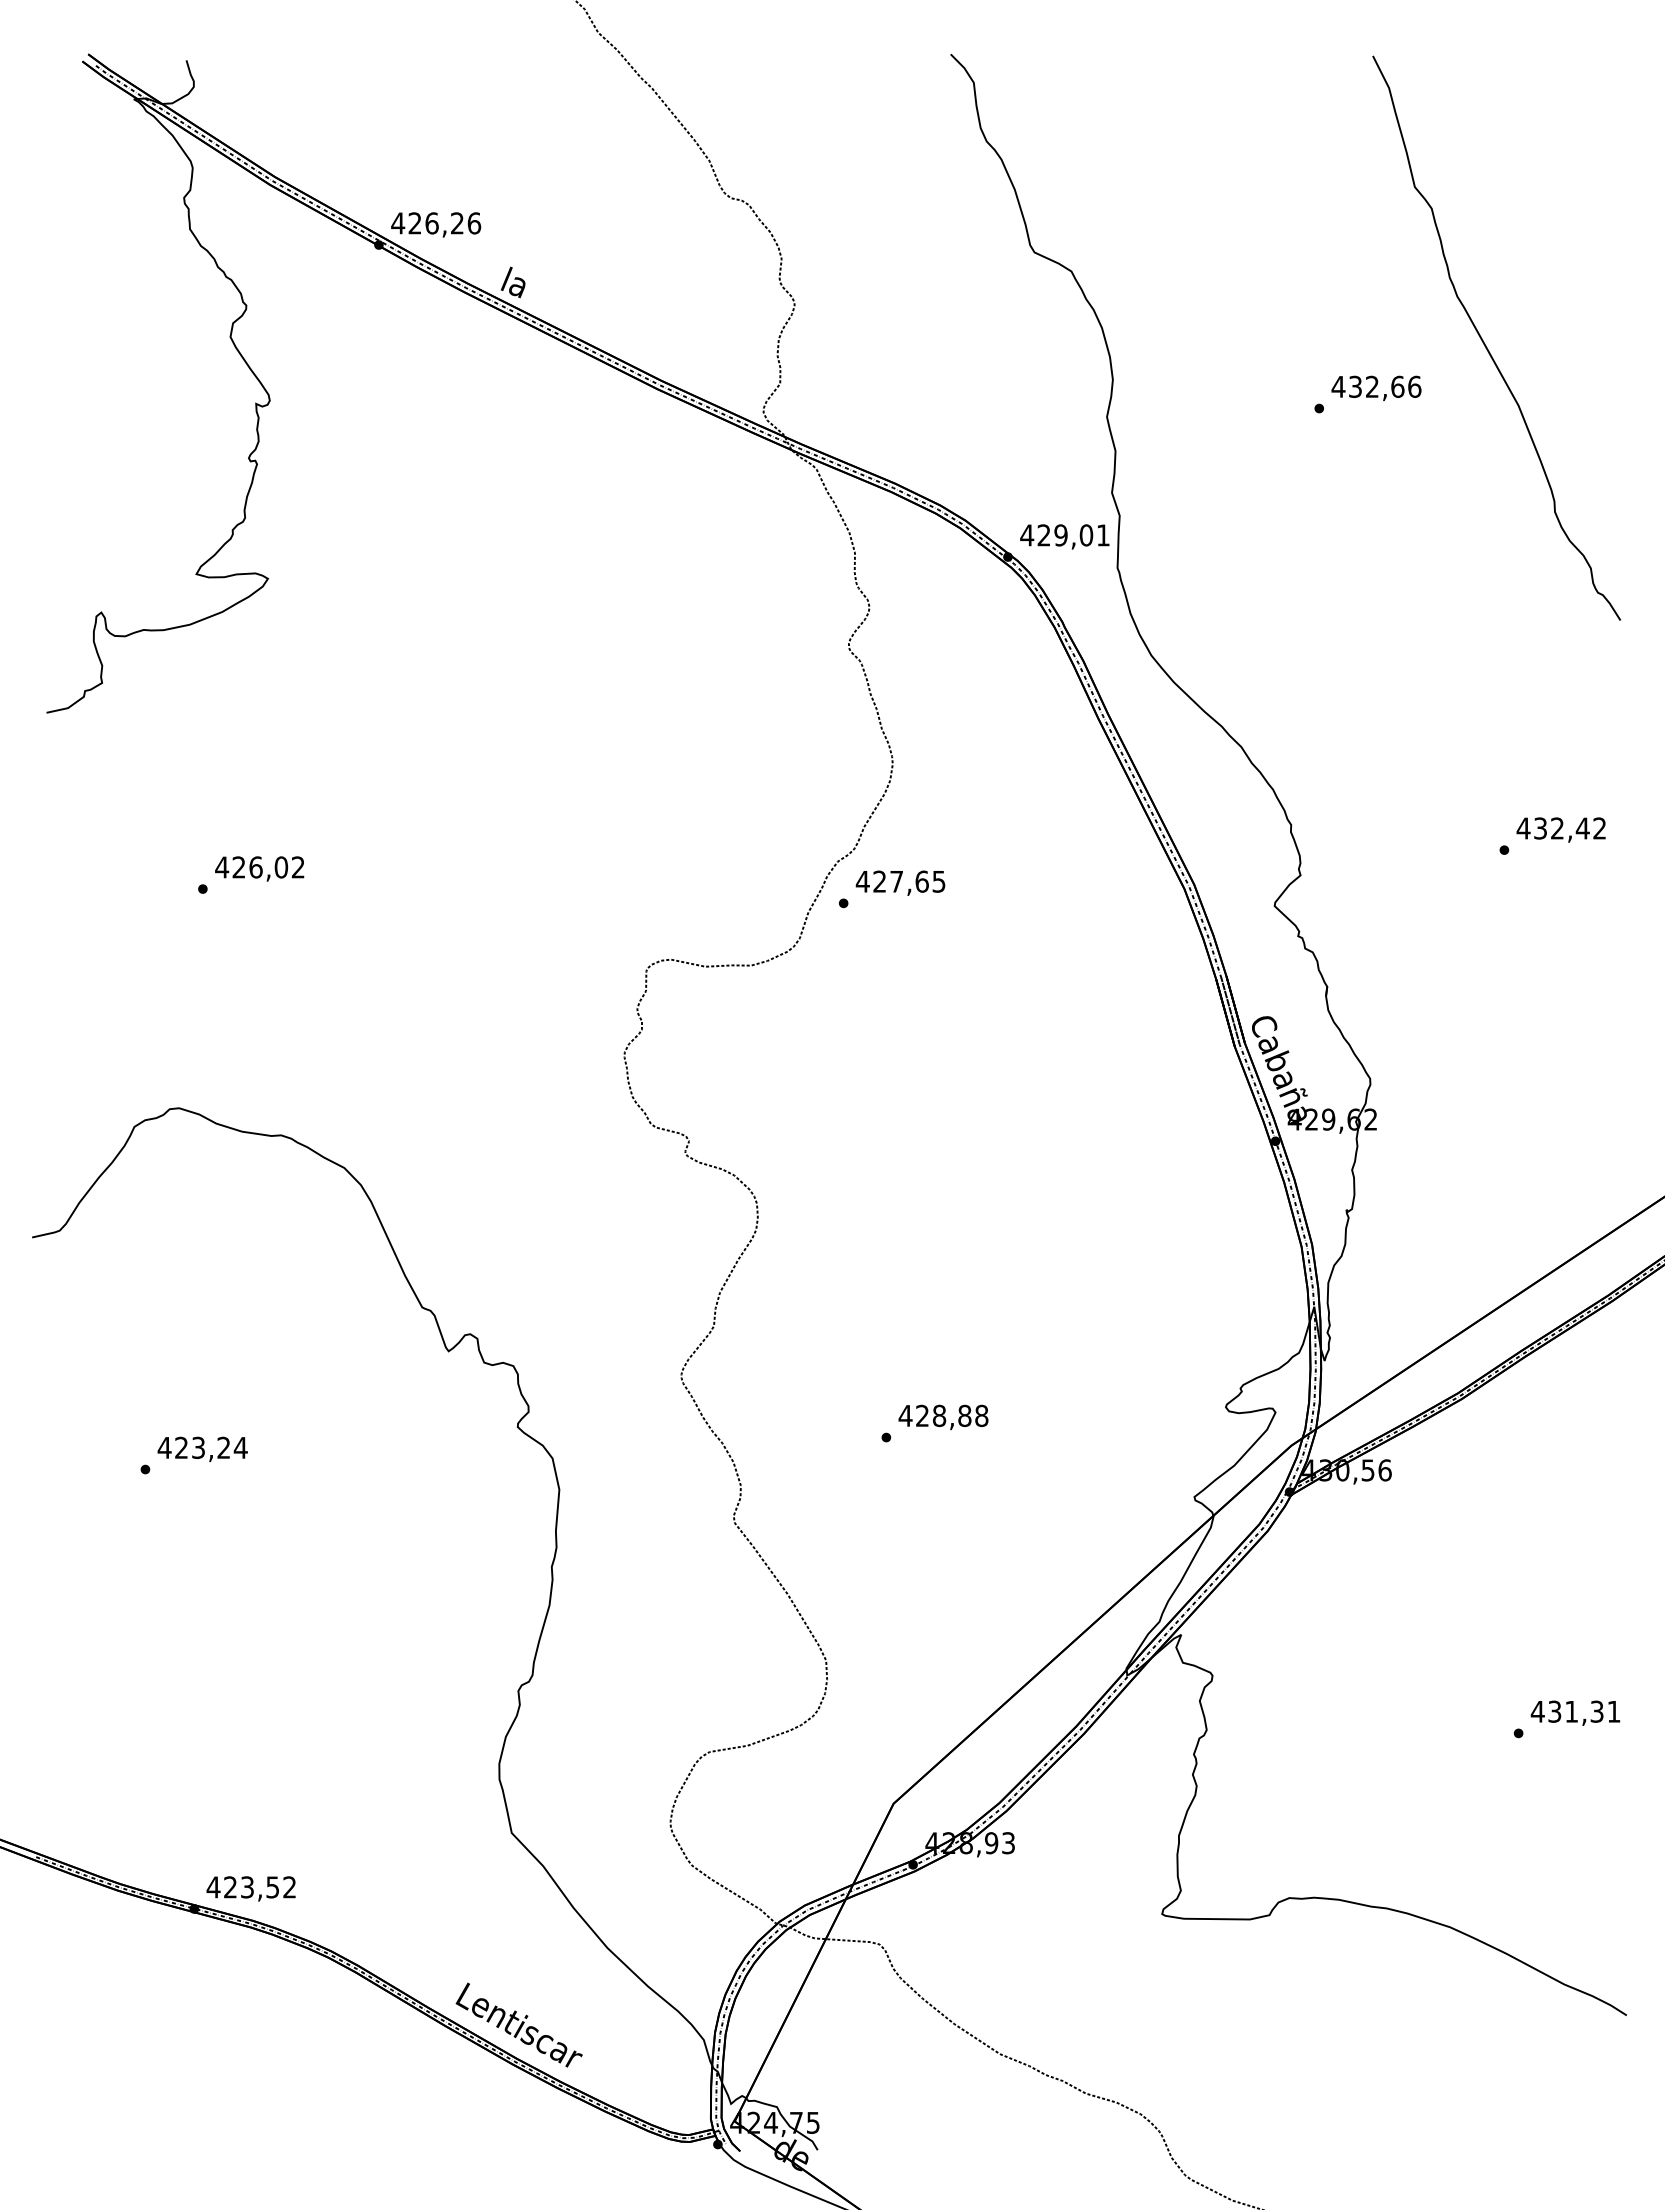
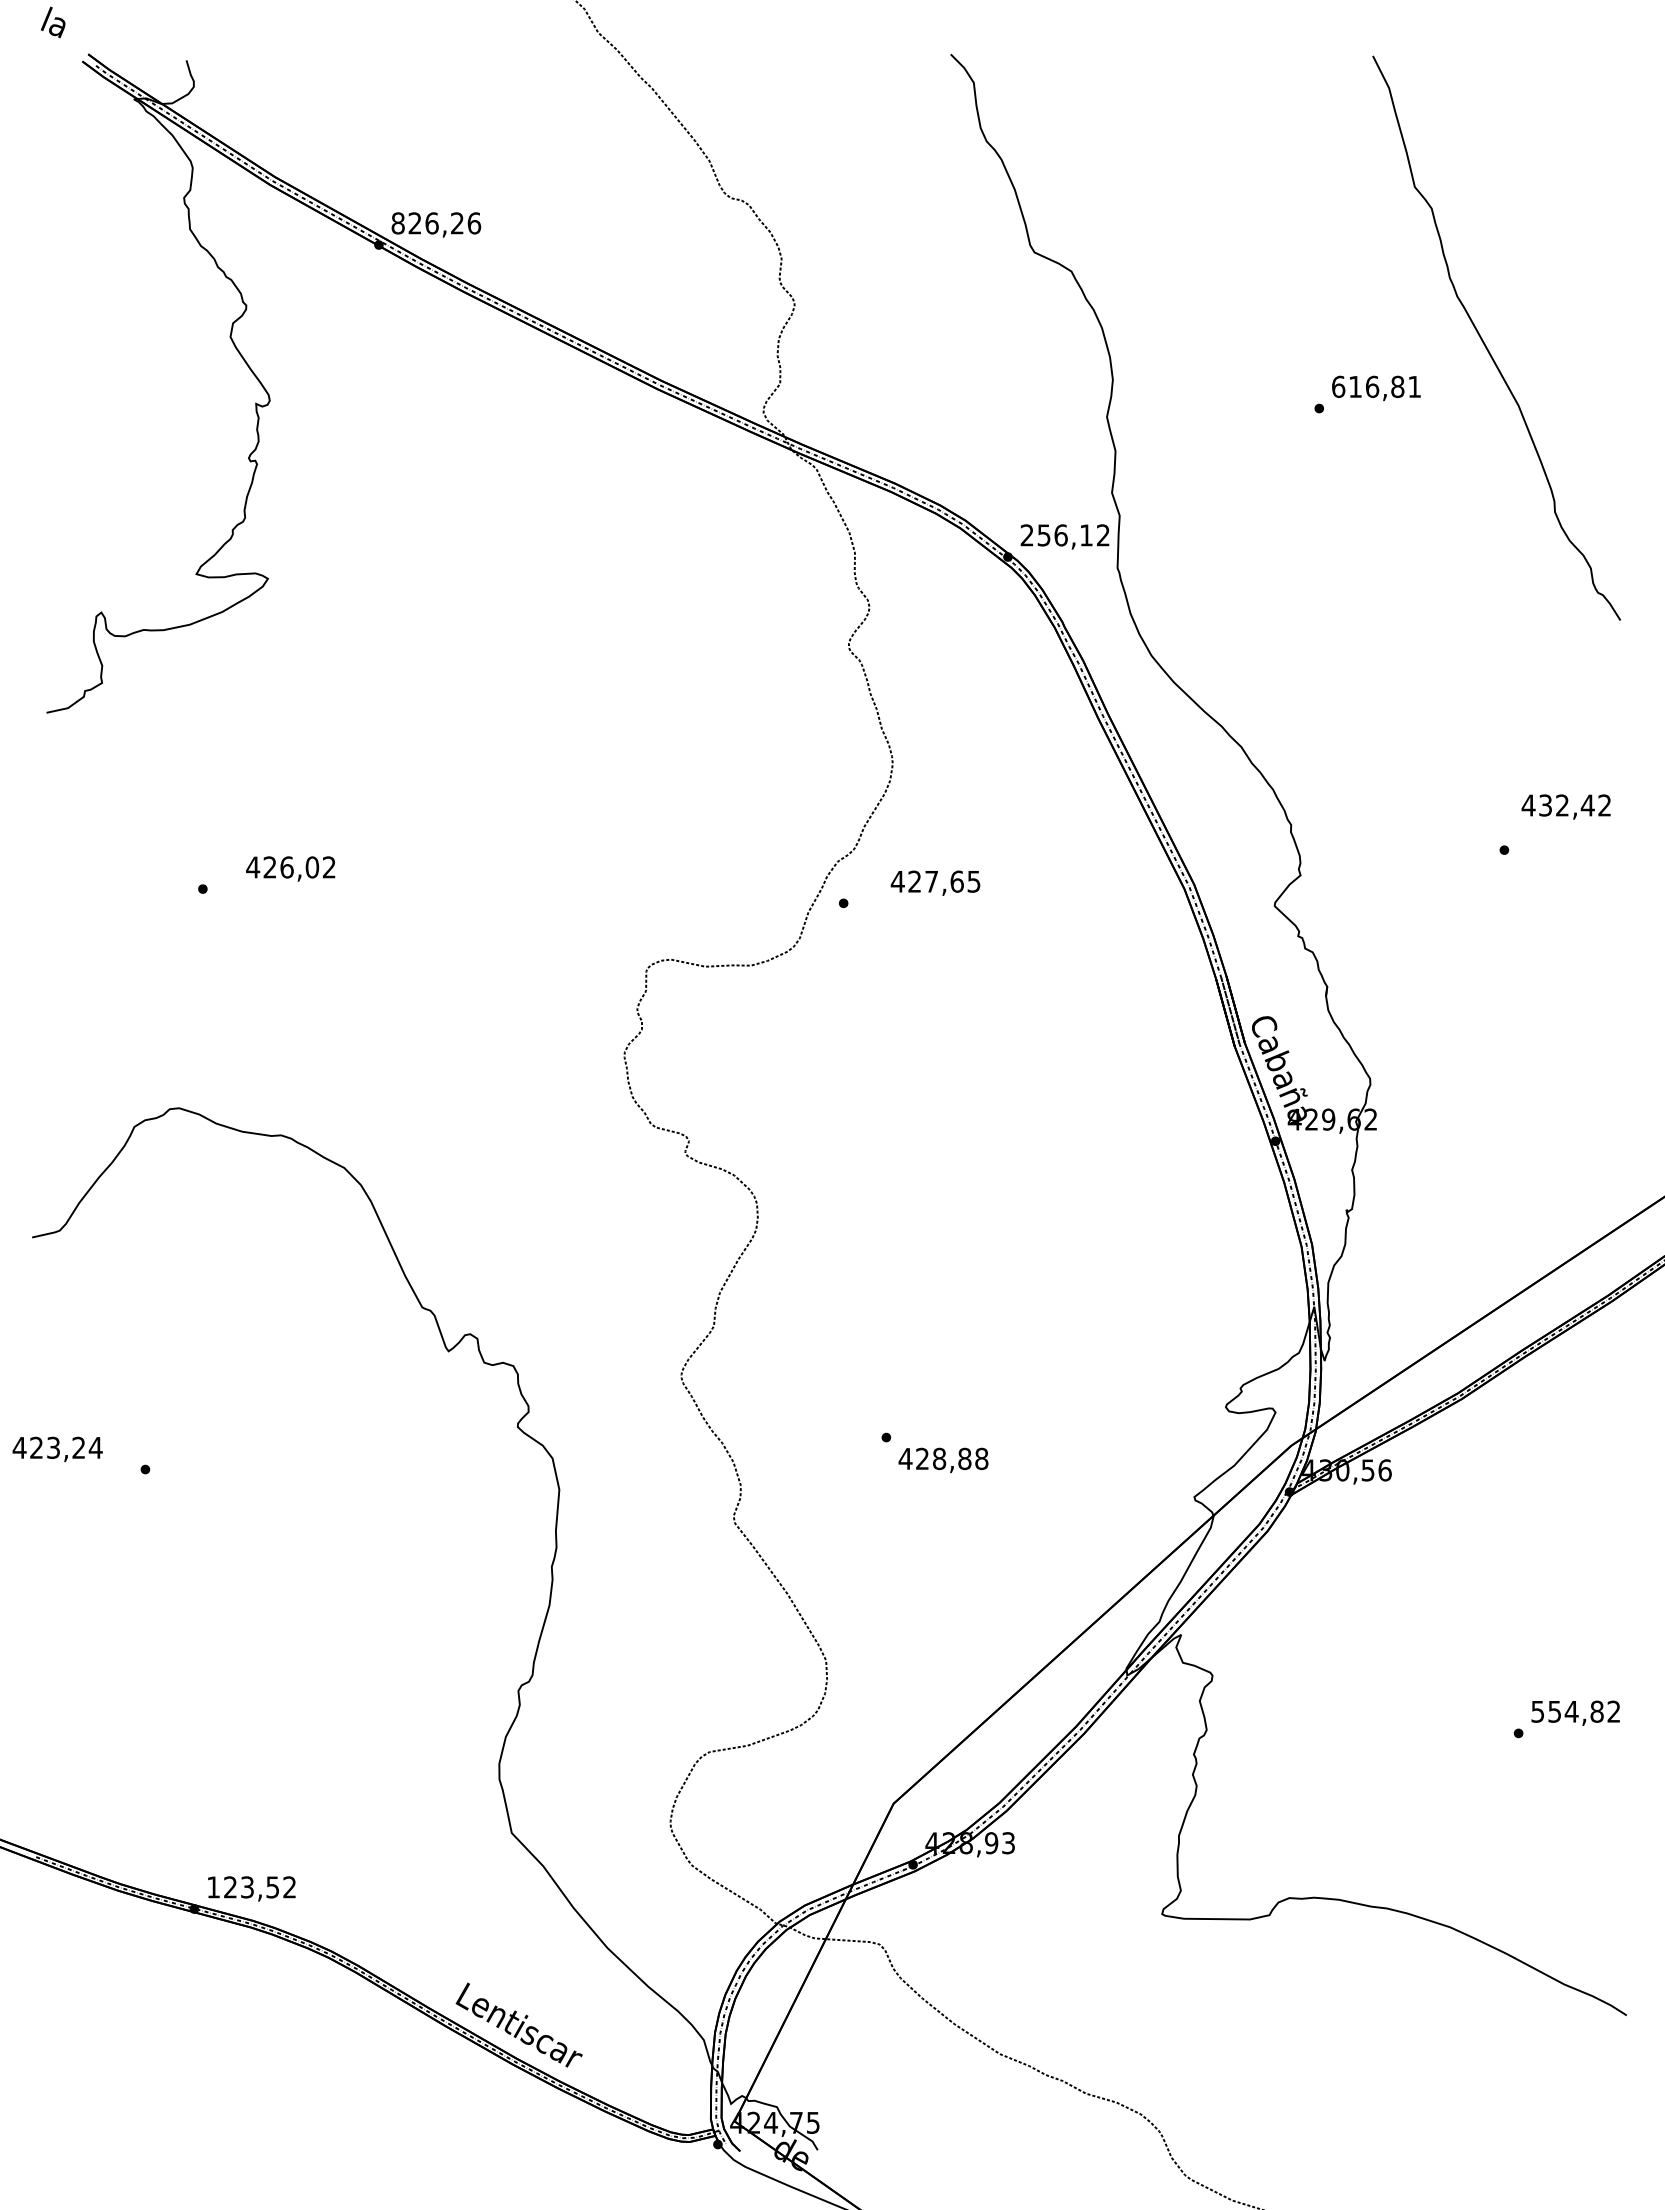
text: 426,26 -> 826,26 (398, 223)
text position: (513, 282) -> (53, 22) (53, 22)
text: 432,66 -> 616,81 (1376, 386)
text: 429,01 -> 256,12 (1064, 535)
text position: (1560, 829) -> (1565, 806) (1565, 806)
text position: (259, 868) -> (290, 868) (290, 868)
text position: (900, 882) -> (935, 882) (935, 882)
text position: (943, 1417) -> (943, 1460) (943, 1460)
text position: (202, 1448) -> (57, 1448) (57, 1448)
text: 431,31 -> 554,82 (1575, 1711)
text: 423,52 -> 123,52 (213, 1887)
